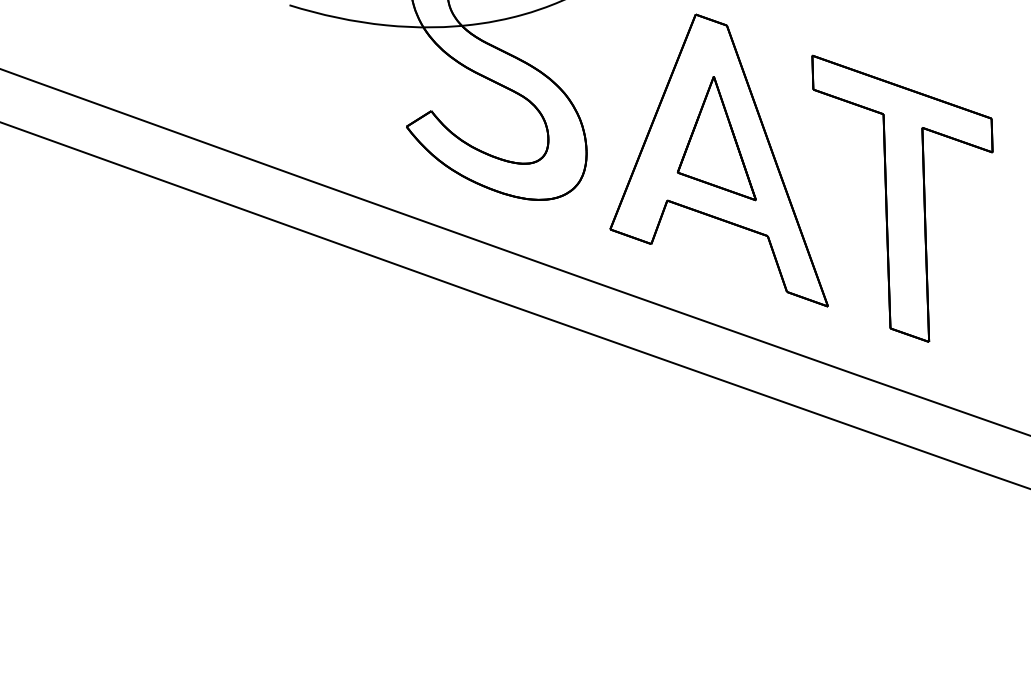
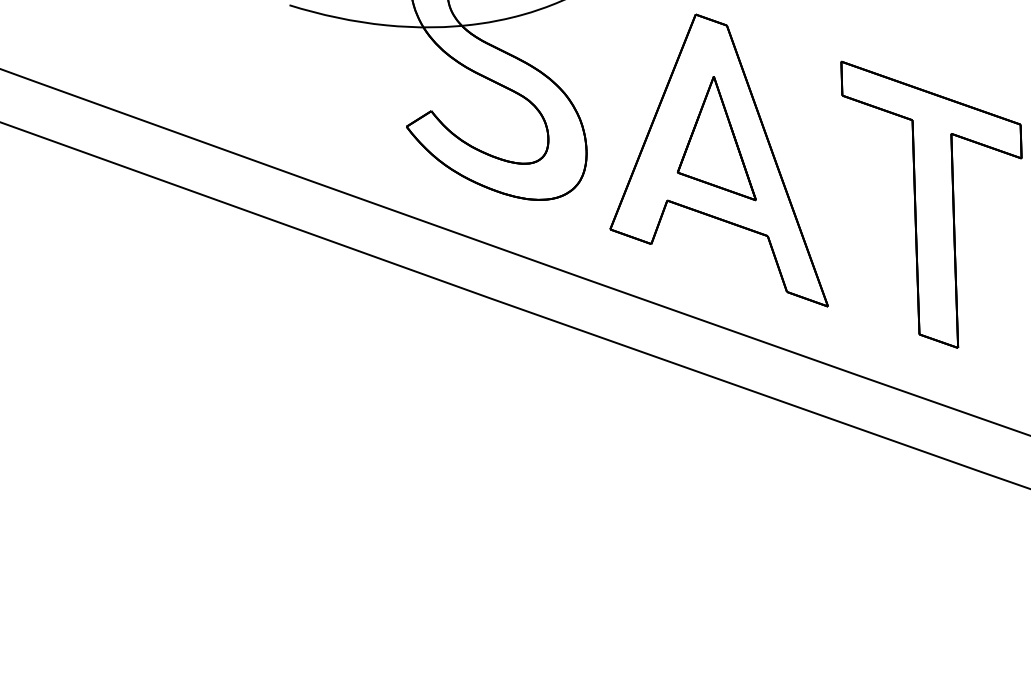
part position: (902, 198) -> (931, 204) (931, 204)
